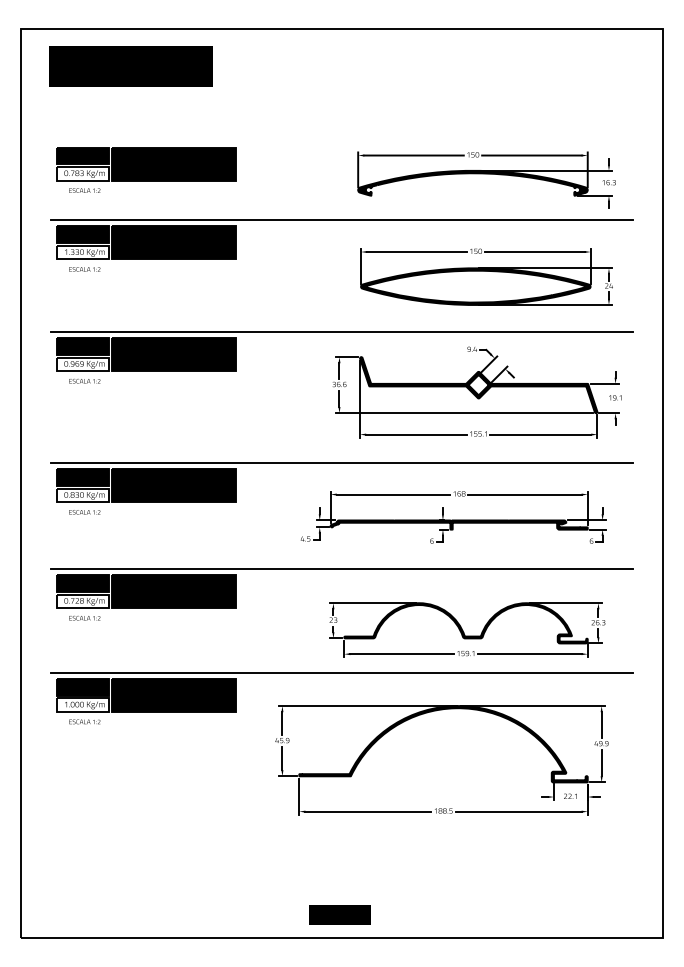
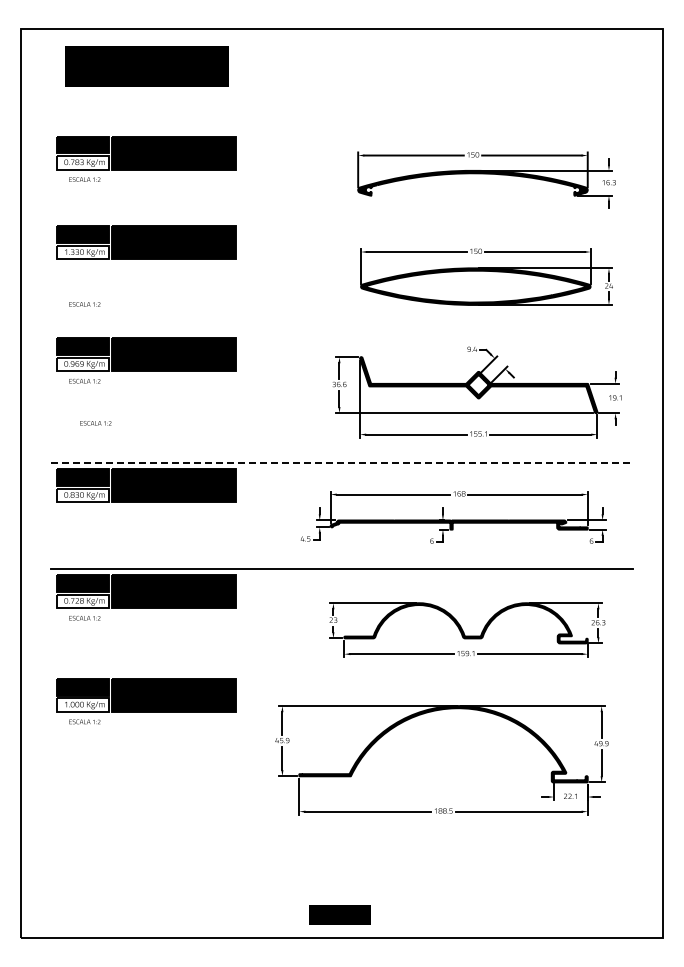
text position: (130, 66) -> (146, 66) (146, 66)
part position: (146, 169) -> (146, 158) (146, 158)
line: present -> none (341, 220)
text position: (84, 269) -> (84, 304) (84, 304)
line: present -> none (341, 332)
line: solid -> dashed (341, 463)
text position: (84, 512) -> (95, 423) (95, 423)
line: present -> none (341, 672)
